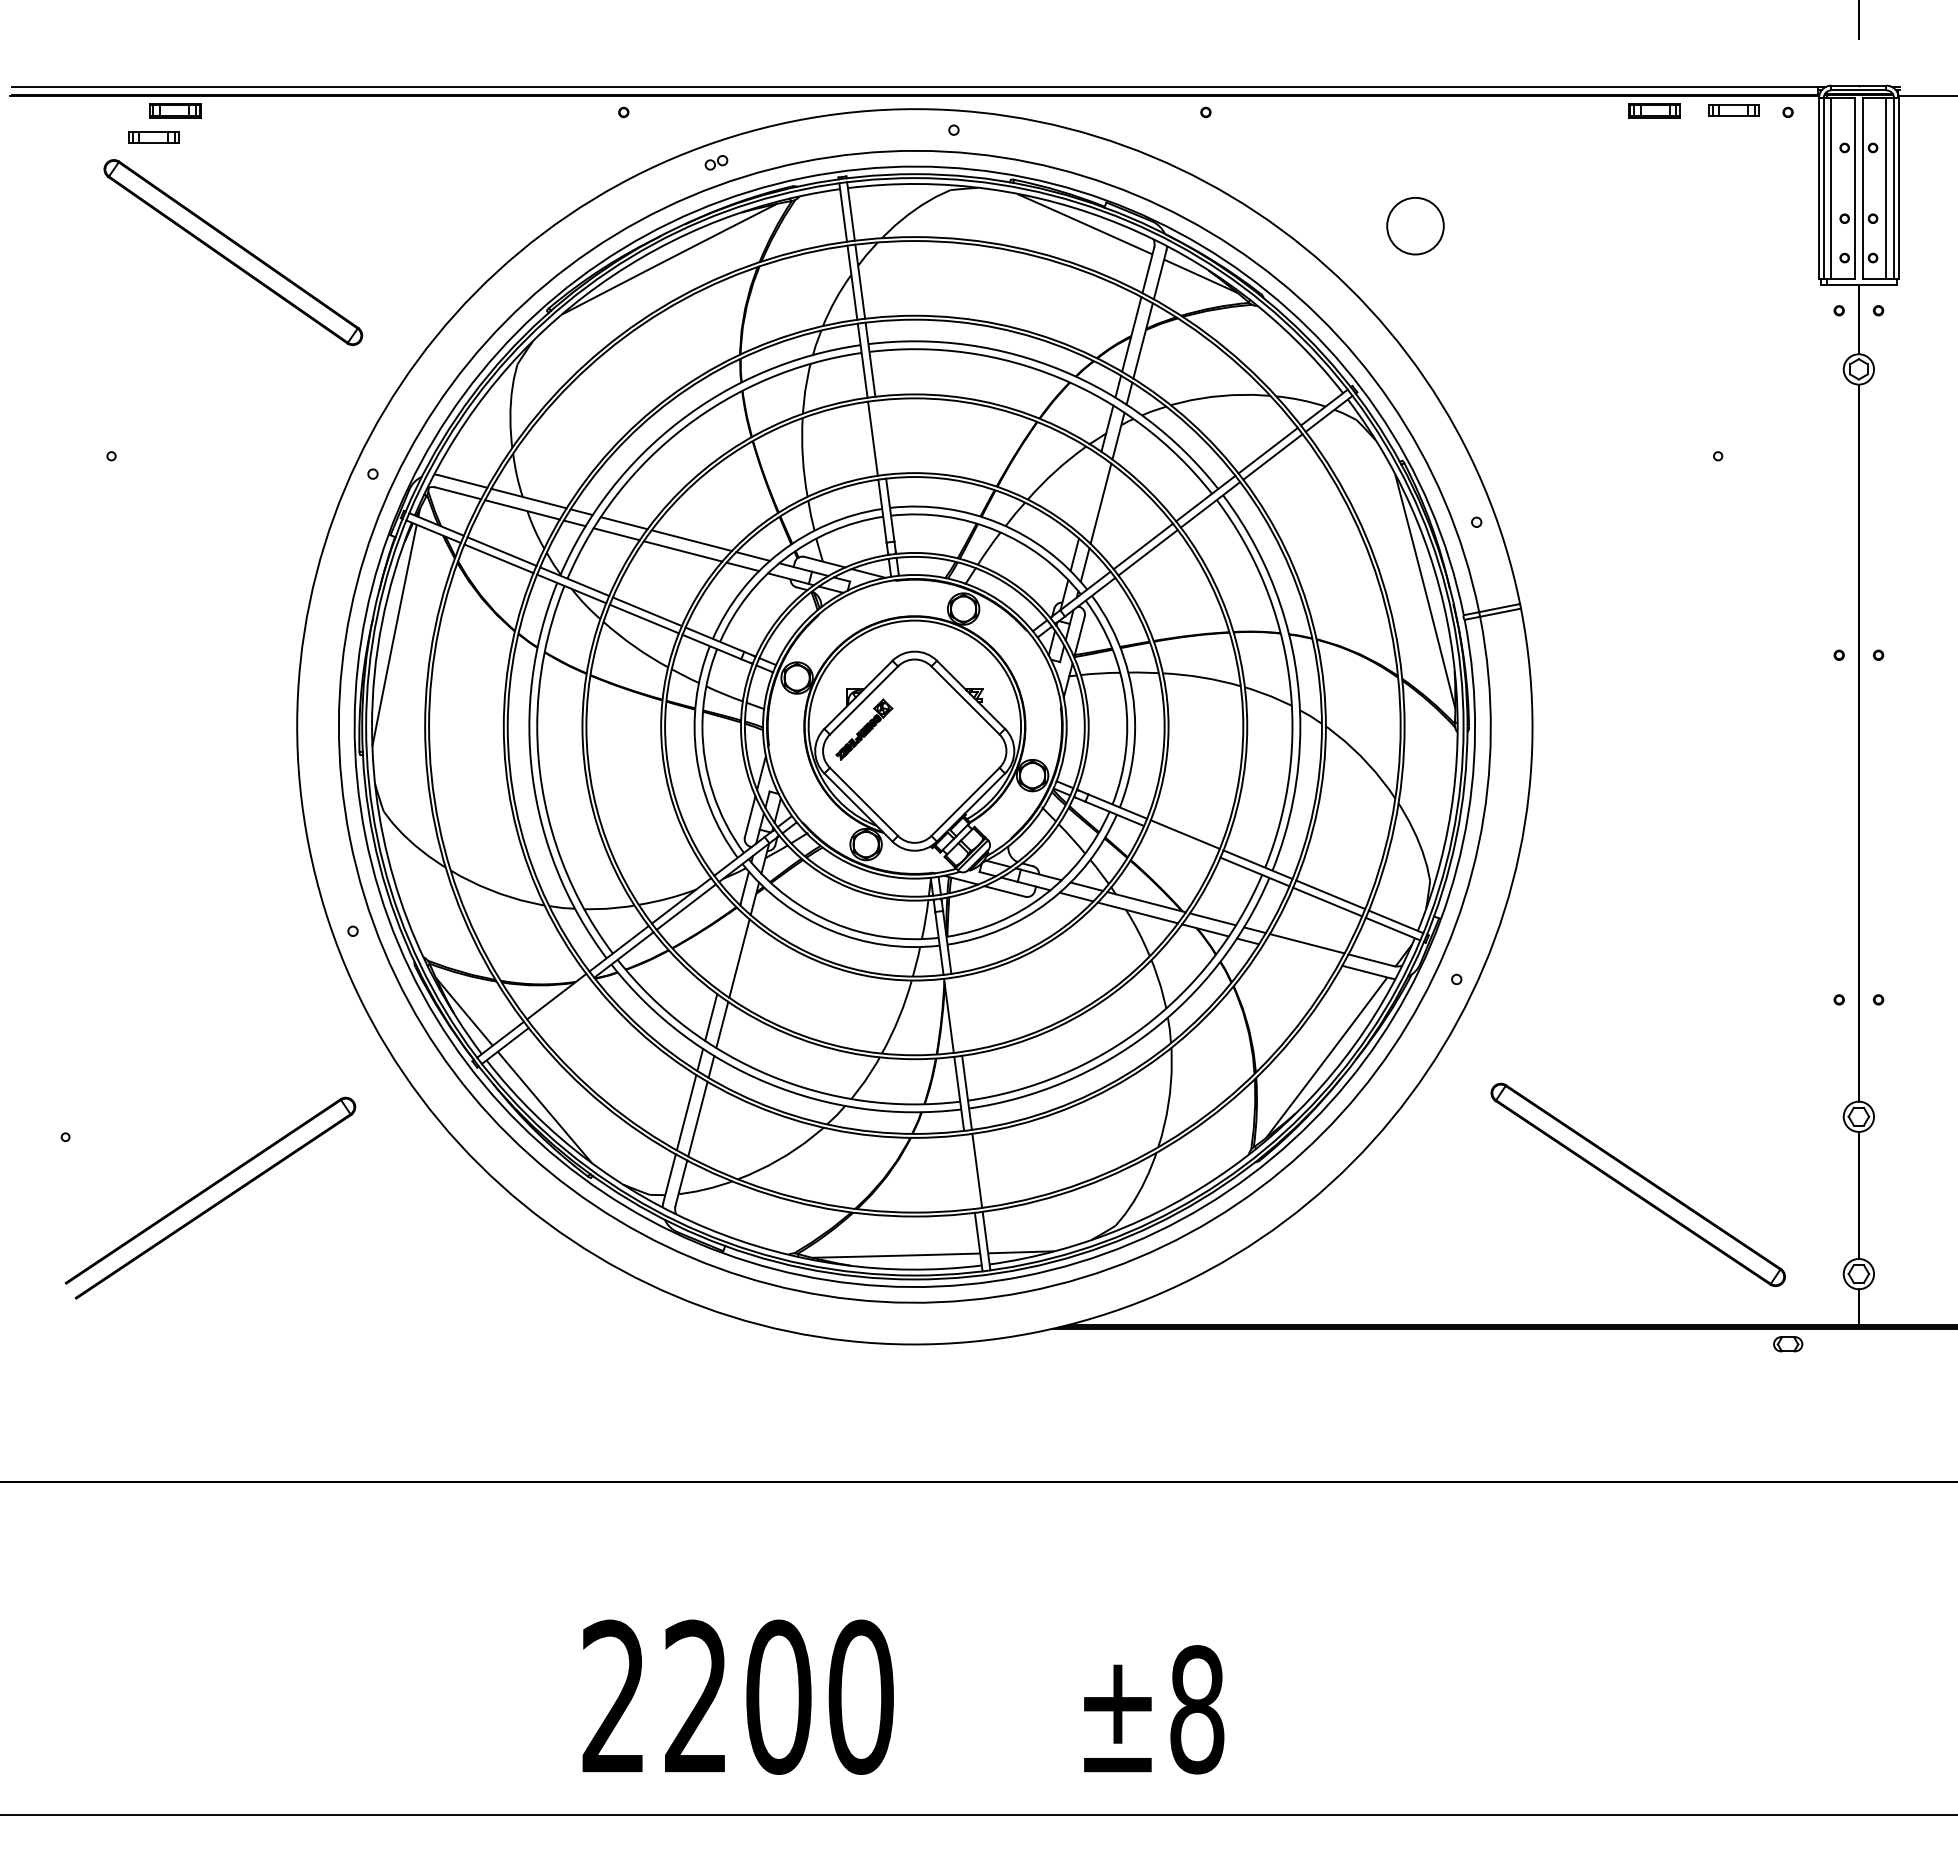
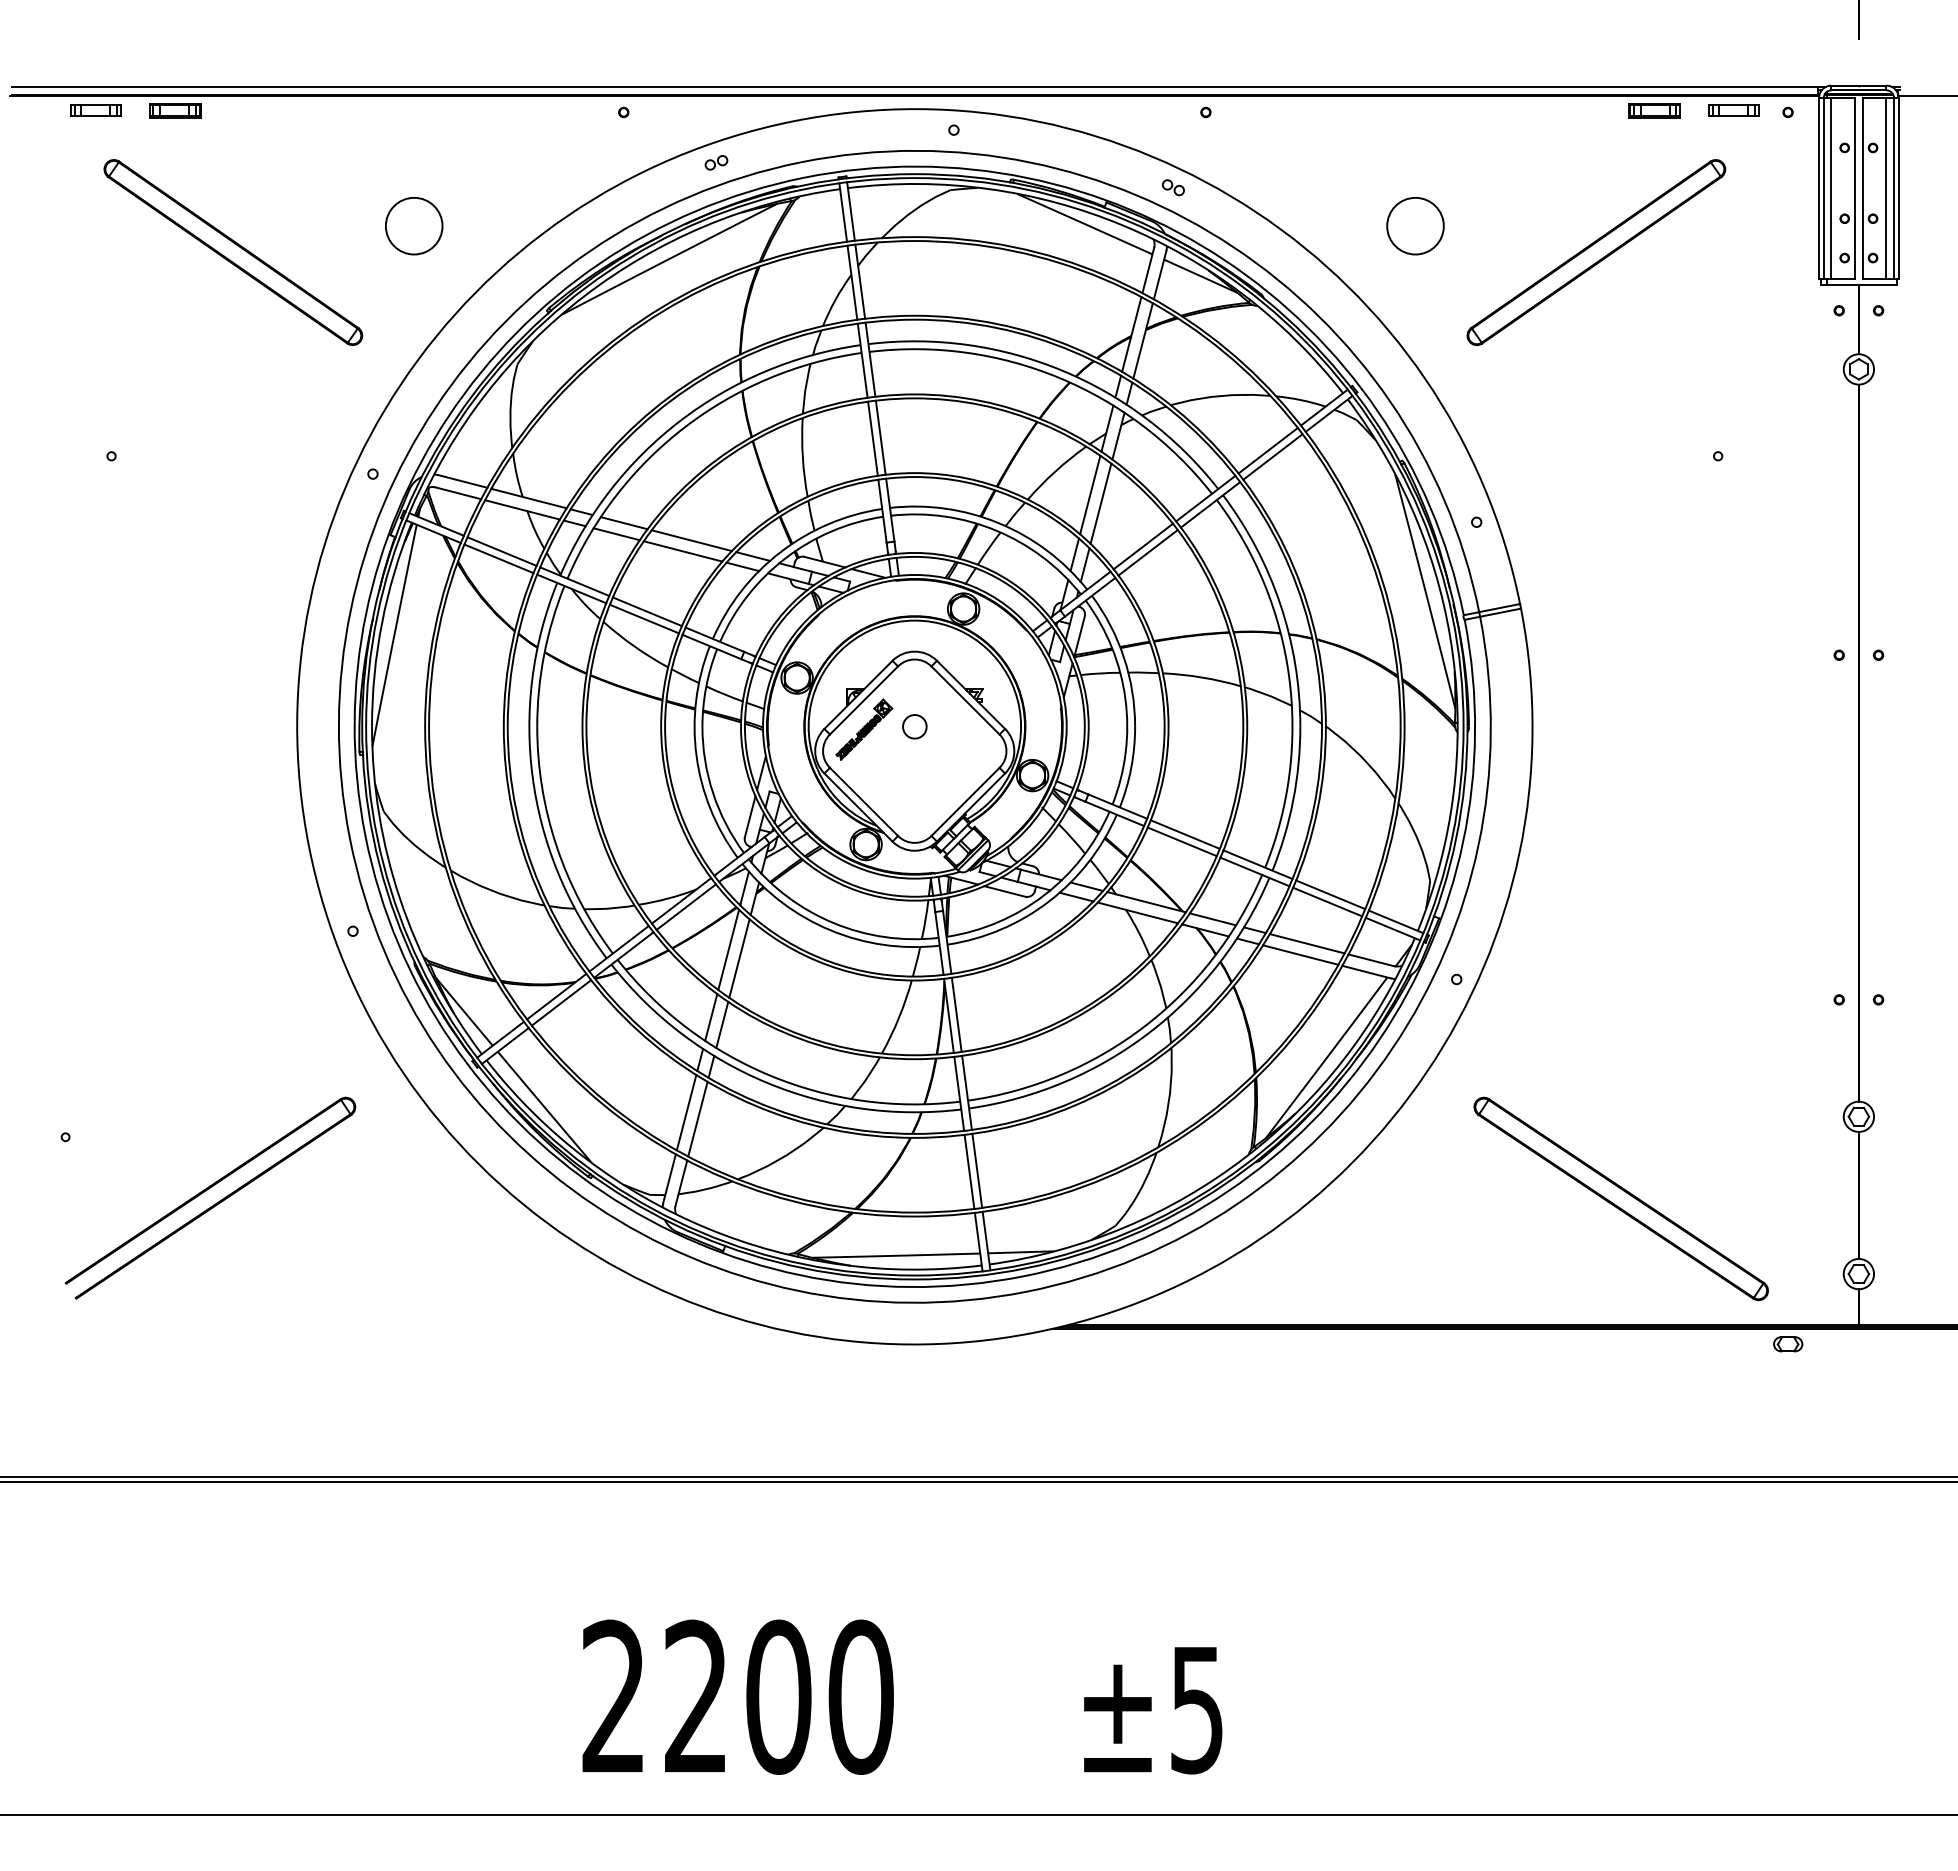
part position: (153, 137) -> (95, 110) (95, 110)
part: none -> present (1173, 187)
circle: none -> present (414, 226)
part: none -> present (1596, 252)
line: none -> present (880, 437)
line: none -> present (1090, 494)
circle: none -> present (914, 726)
line: none -> present (1181, 841)
line: none -> present (728, 949)
line: none -> present (1300, 954)
line: none -> present (561, 1002)
line: none -> present (956, 1014)
line: none -> present (969, 1171)
part position: (1637, 1184) -> (1620, 1198) (1620, 1198)
line: none -> present (978, 1477)
text: ±8 -> ±5 (1197, 1709)
